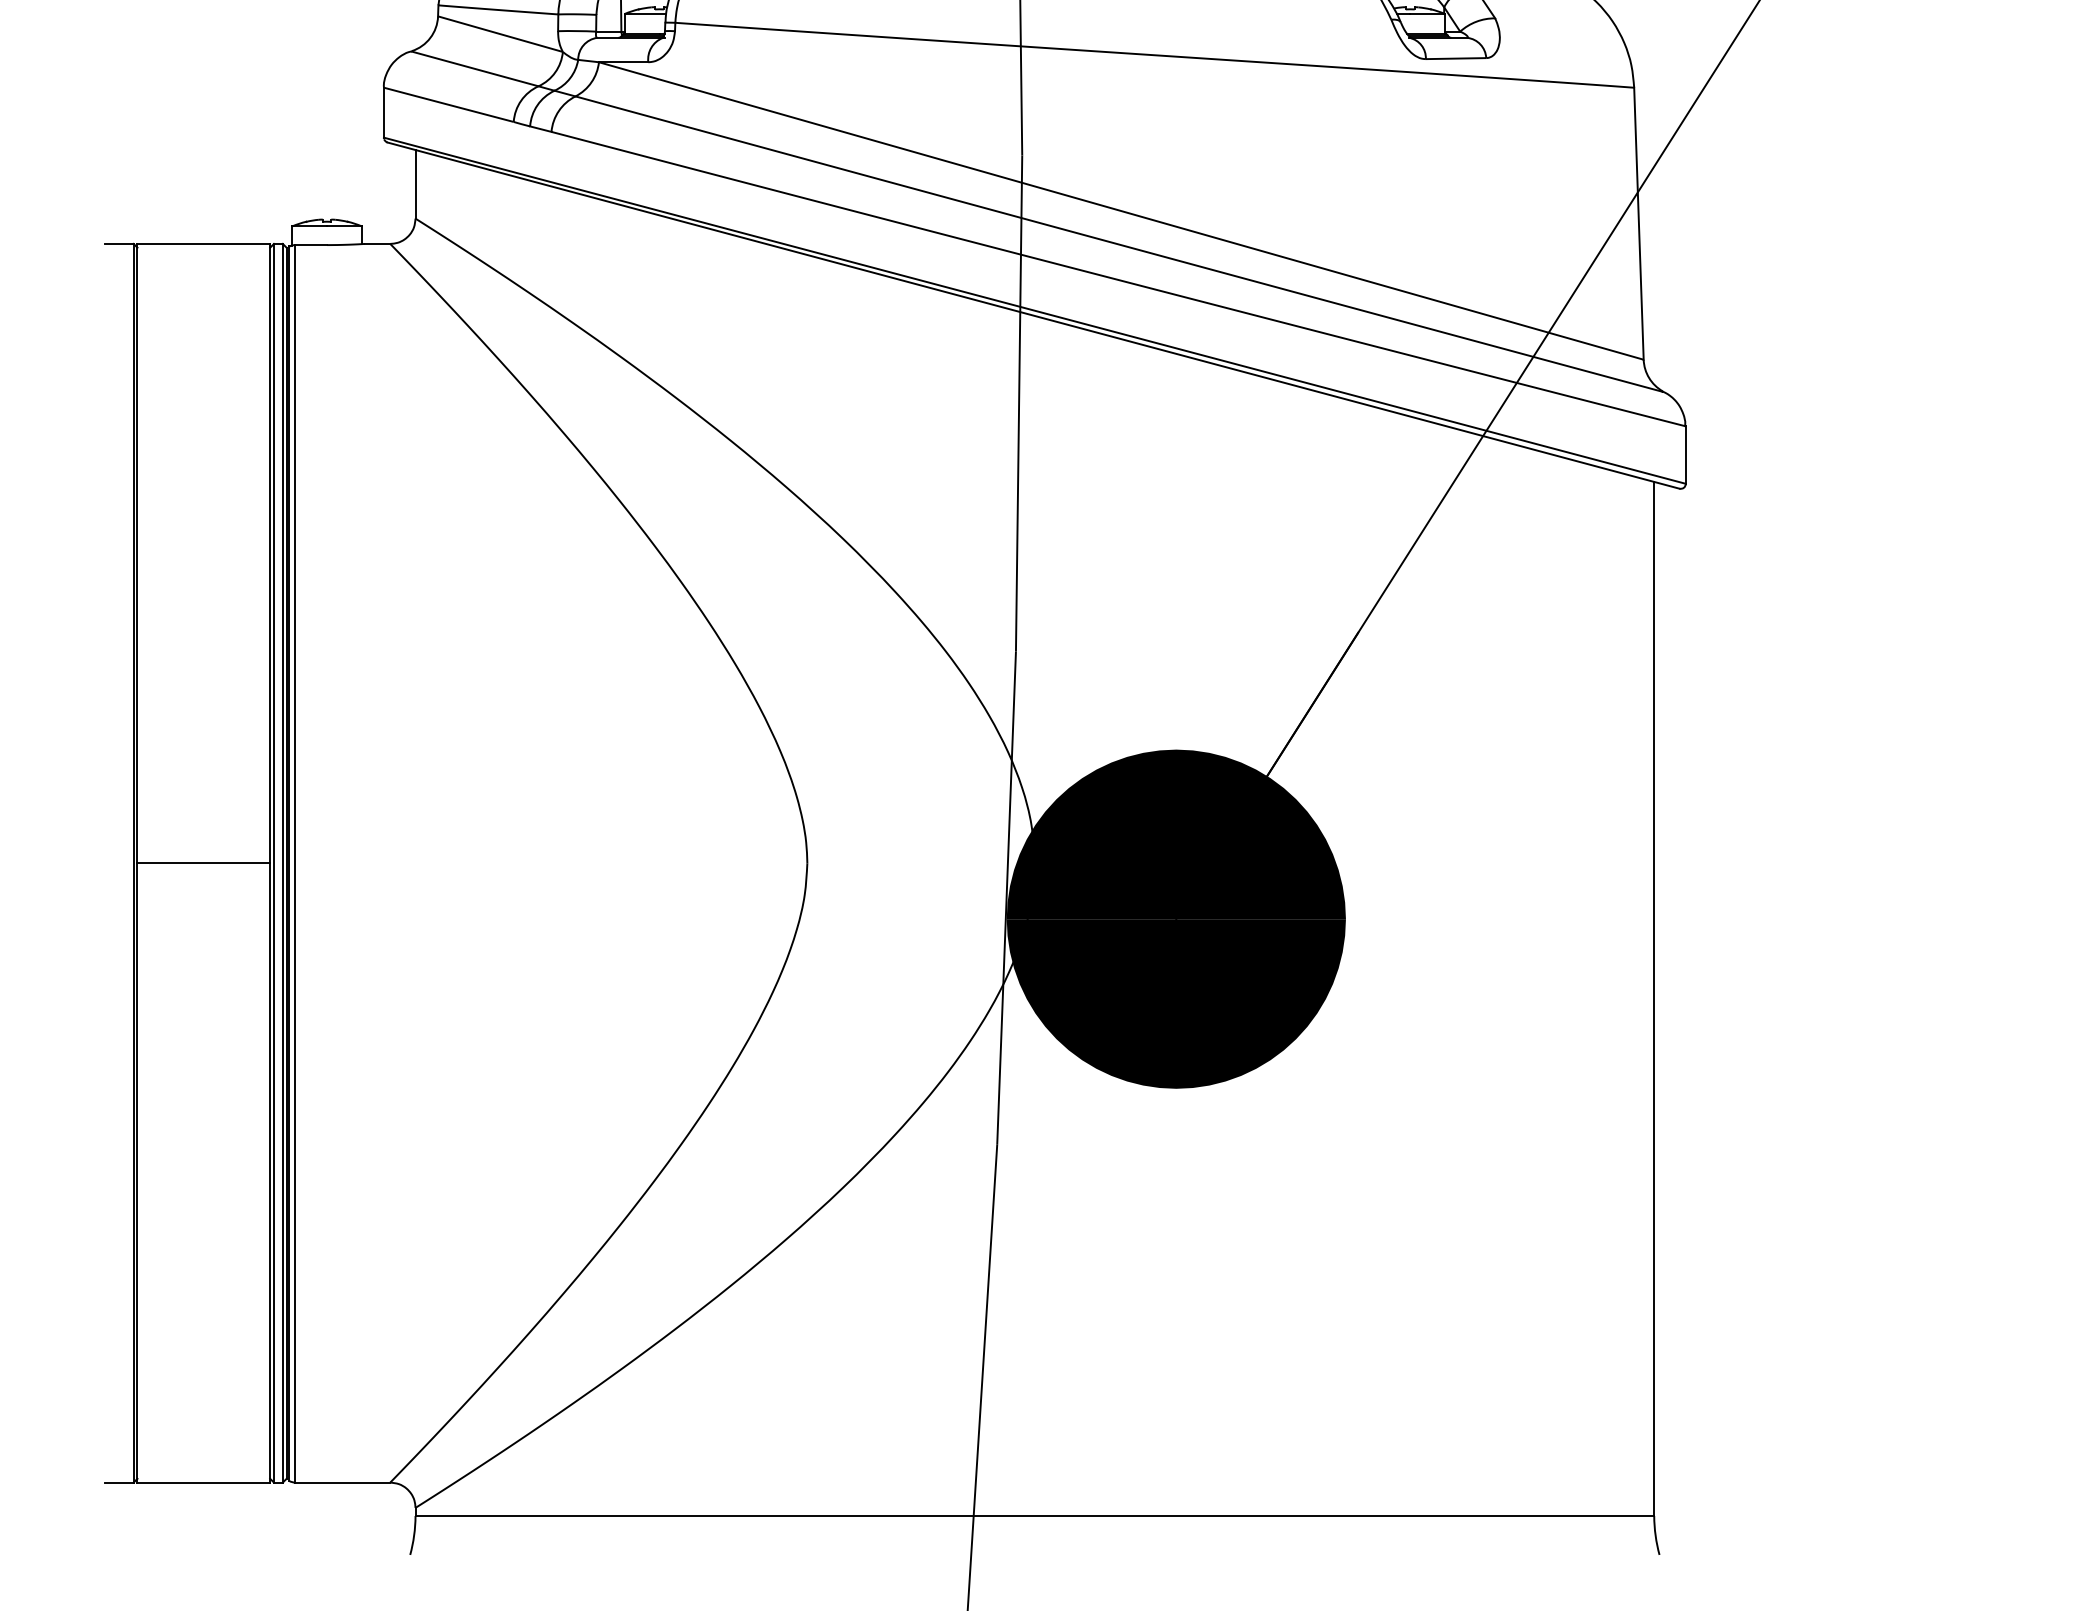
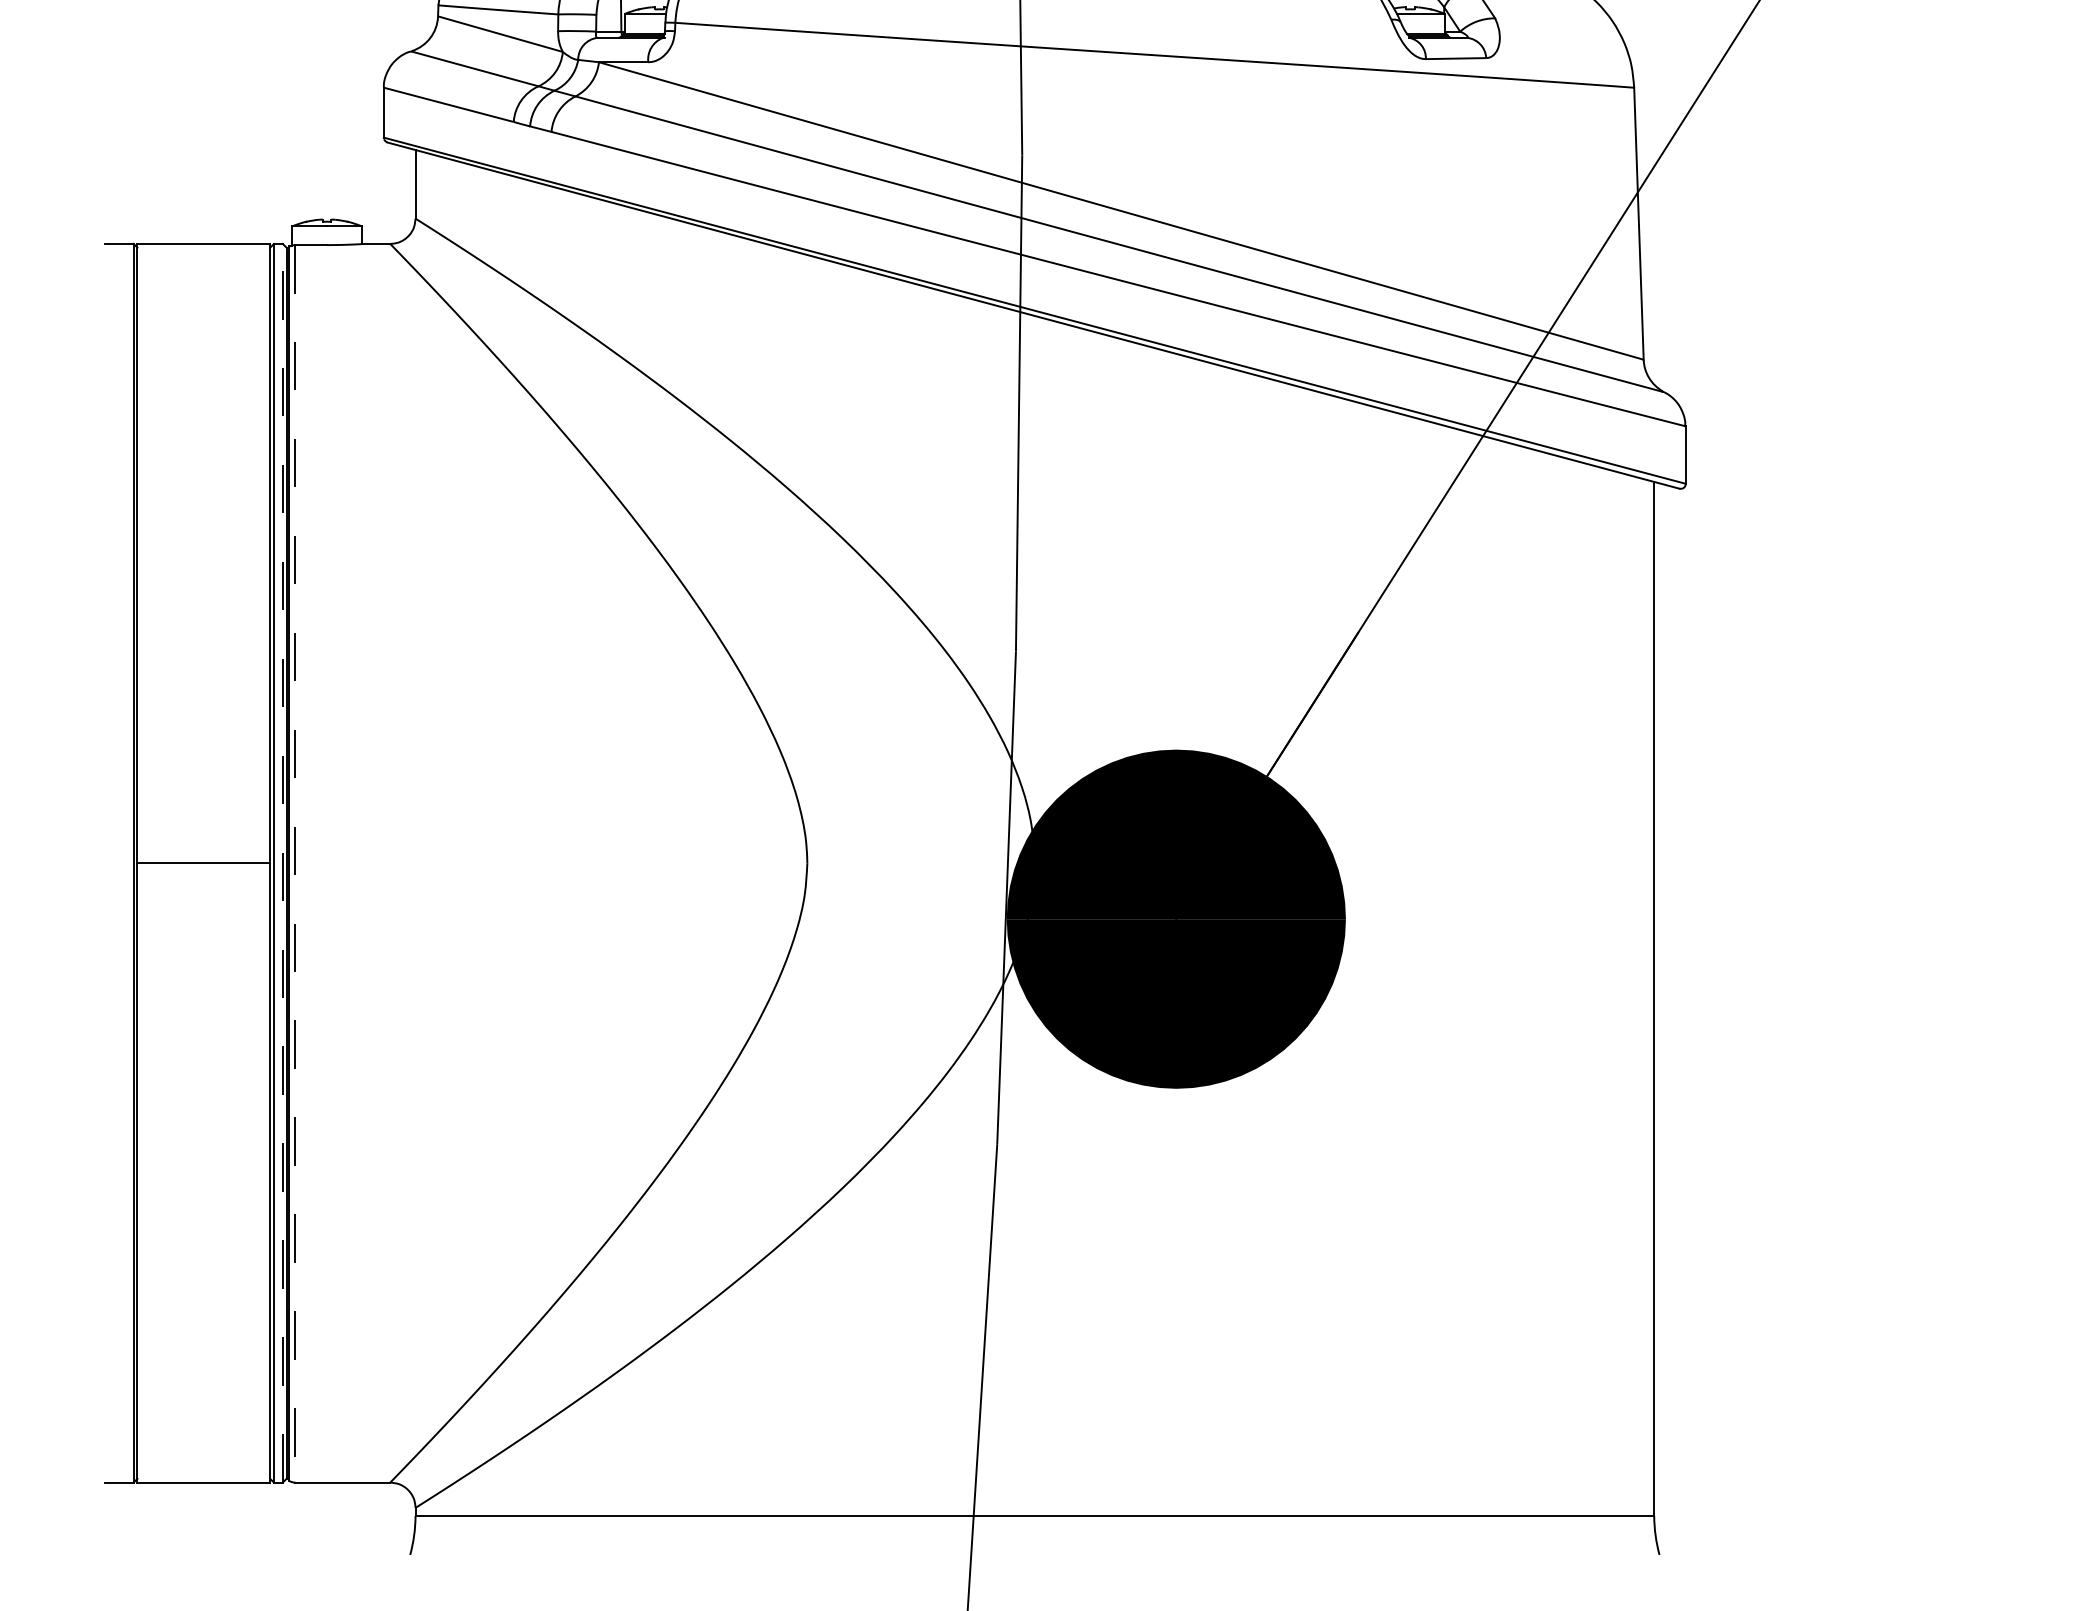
line: solid -> dashed (282, 862)
line: solid -> dashed (295, 863)
